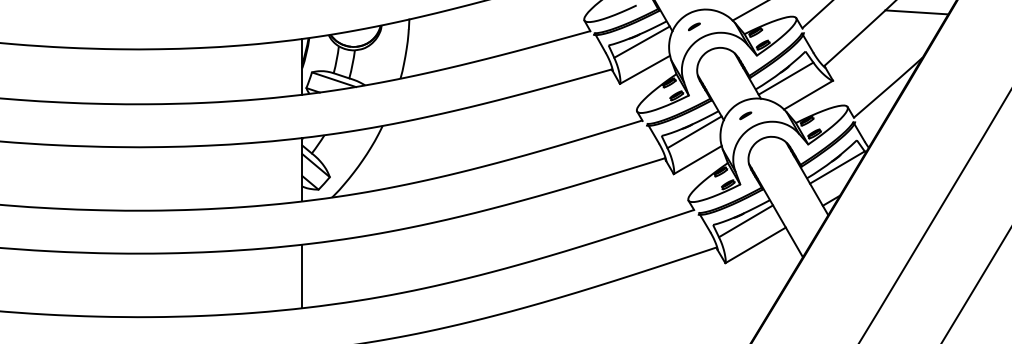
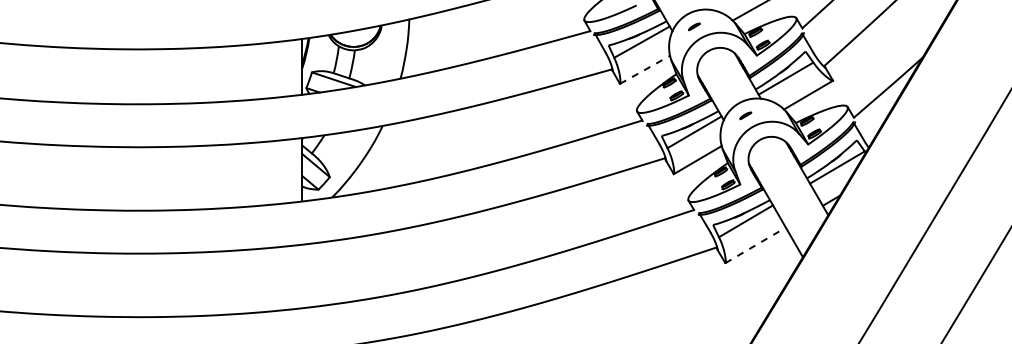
line: present -> none (916, 12)
line: solid -> dashed (645, 69)
line: solid -> dashed (756, 245)
line: present -> none (302, 276)
